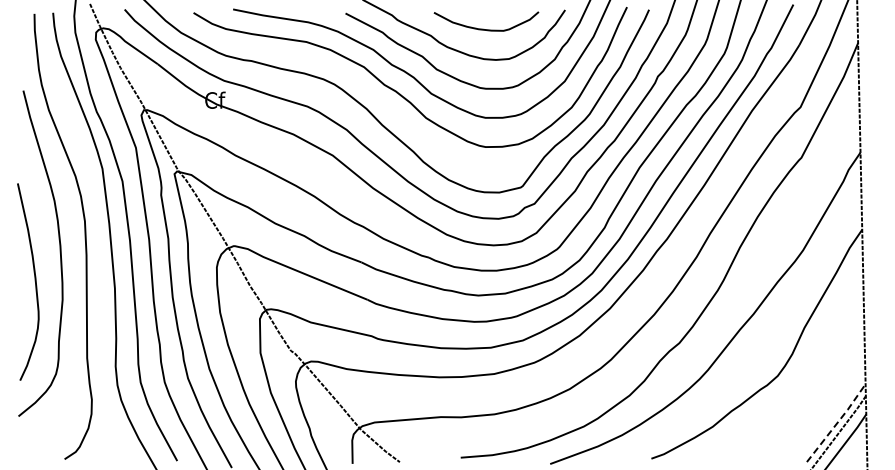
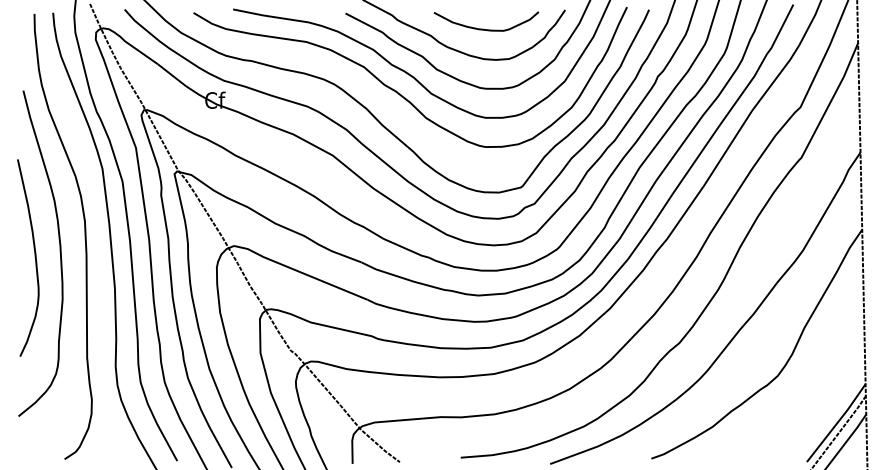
curve position: (34, 281) -> (34, 257) (34, 257)
line: dashed -> solid (837, 423)
